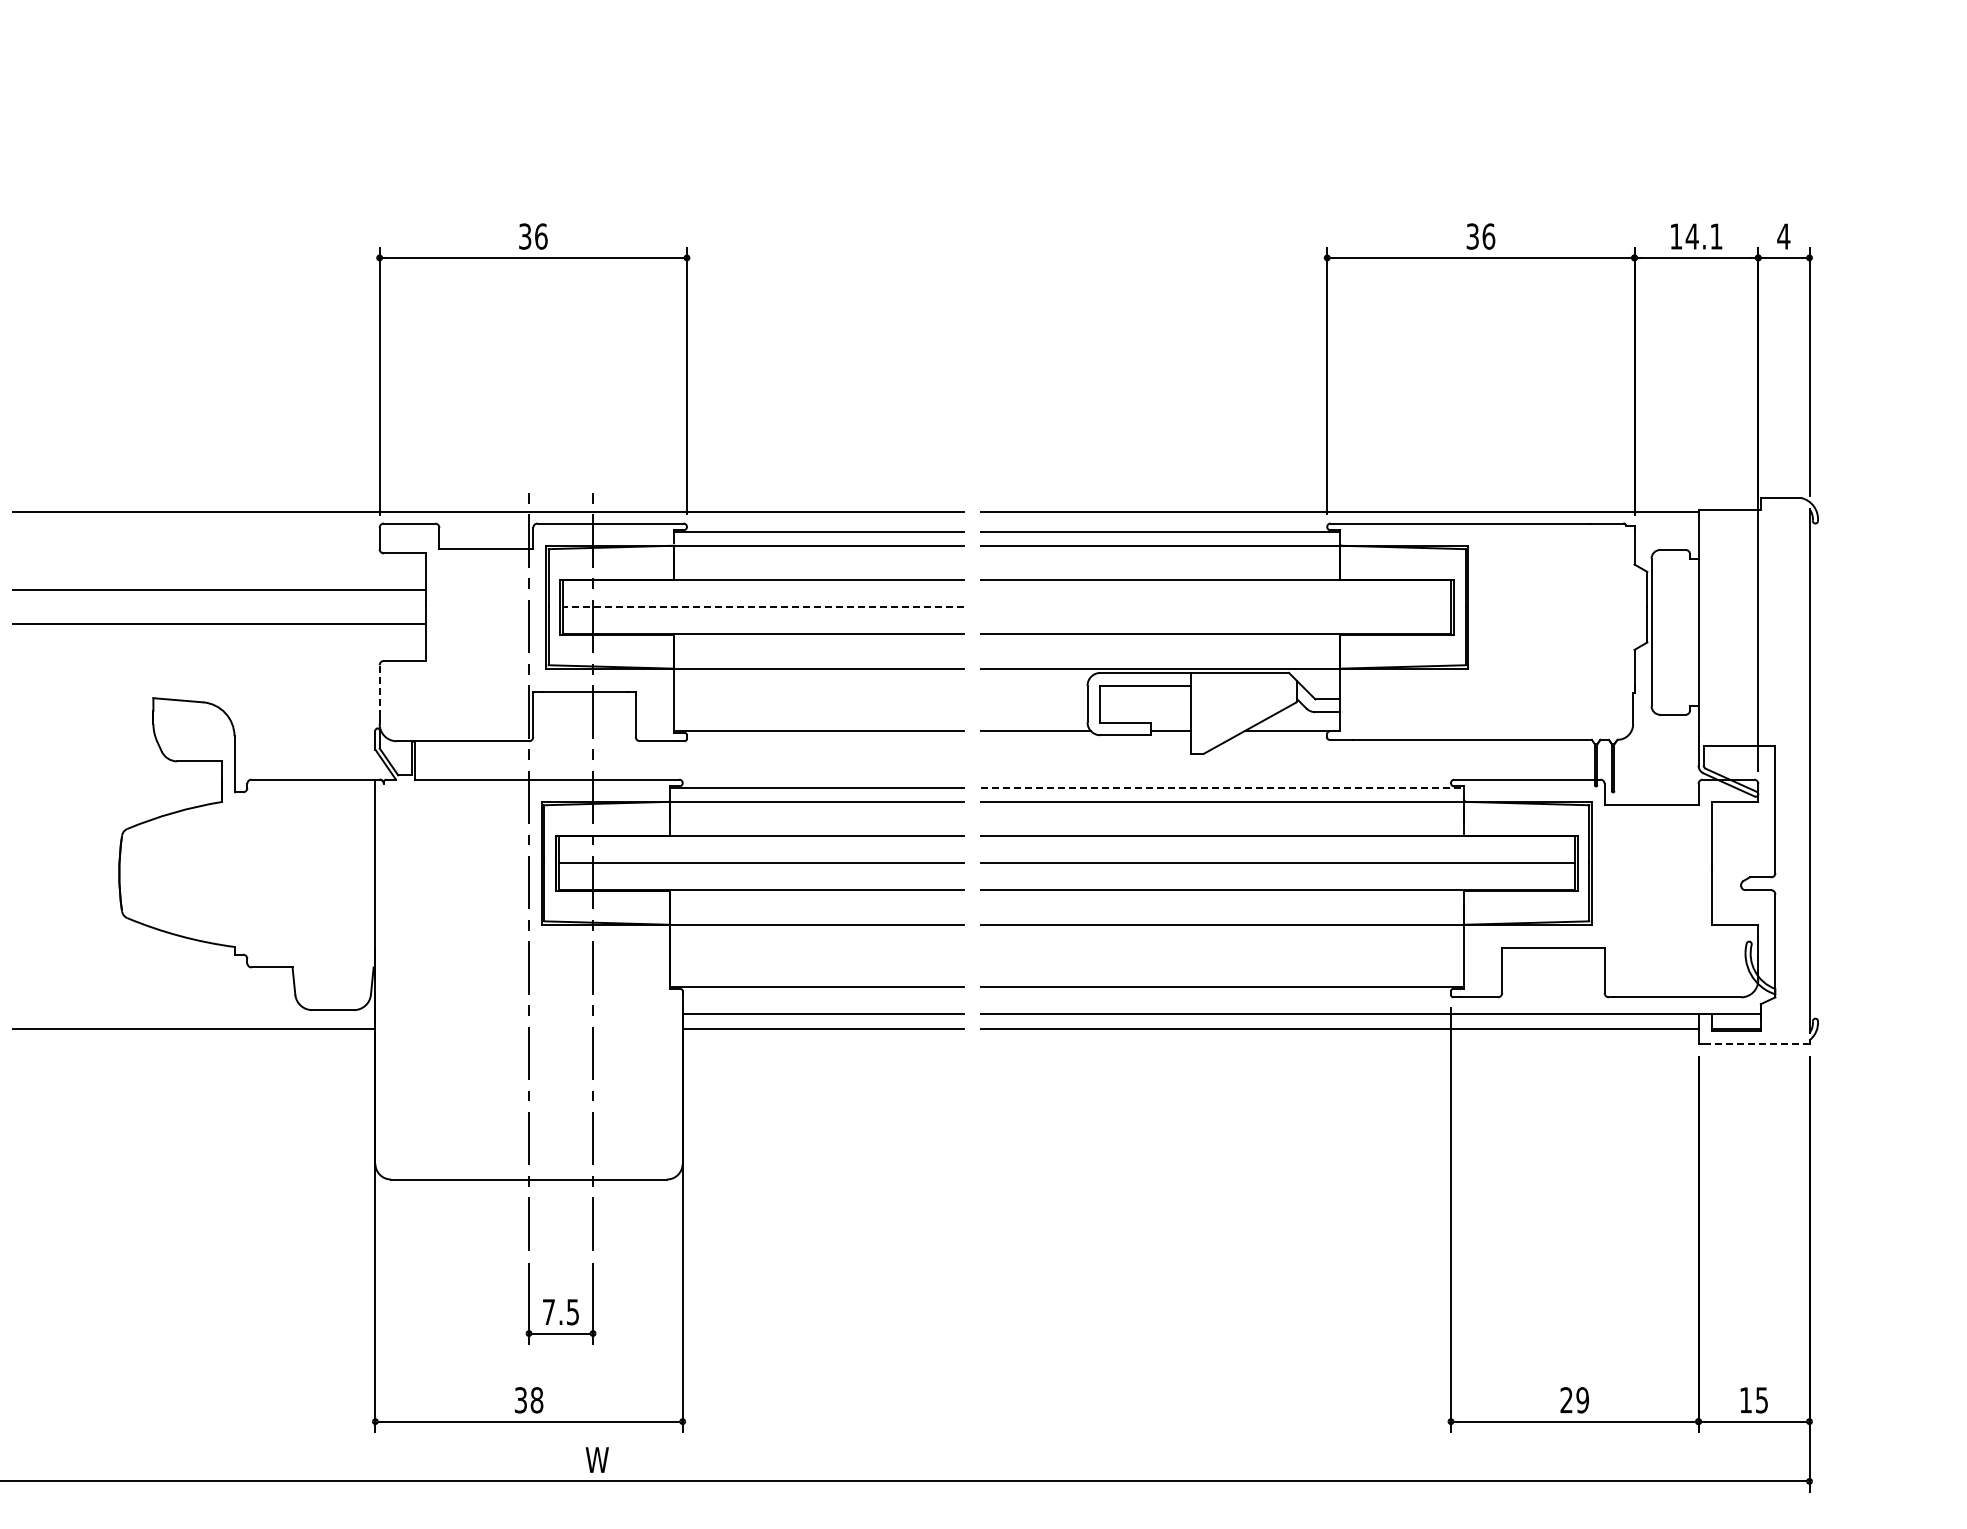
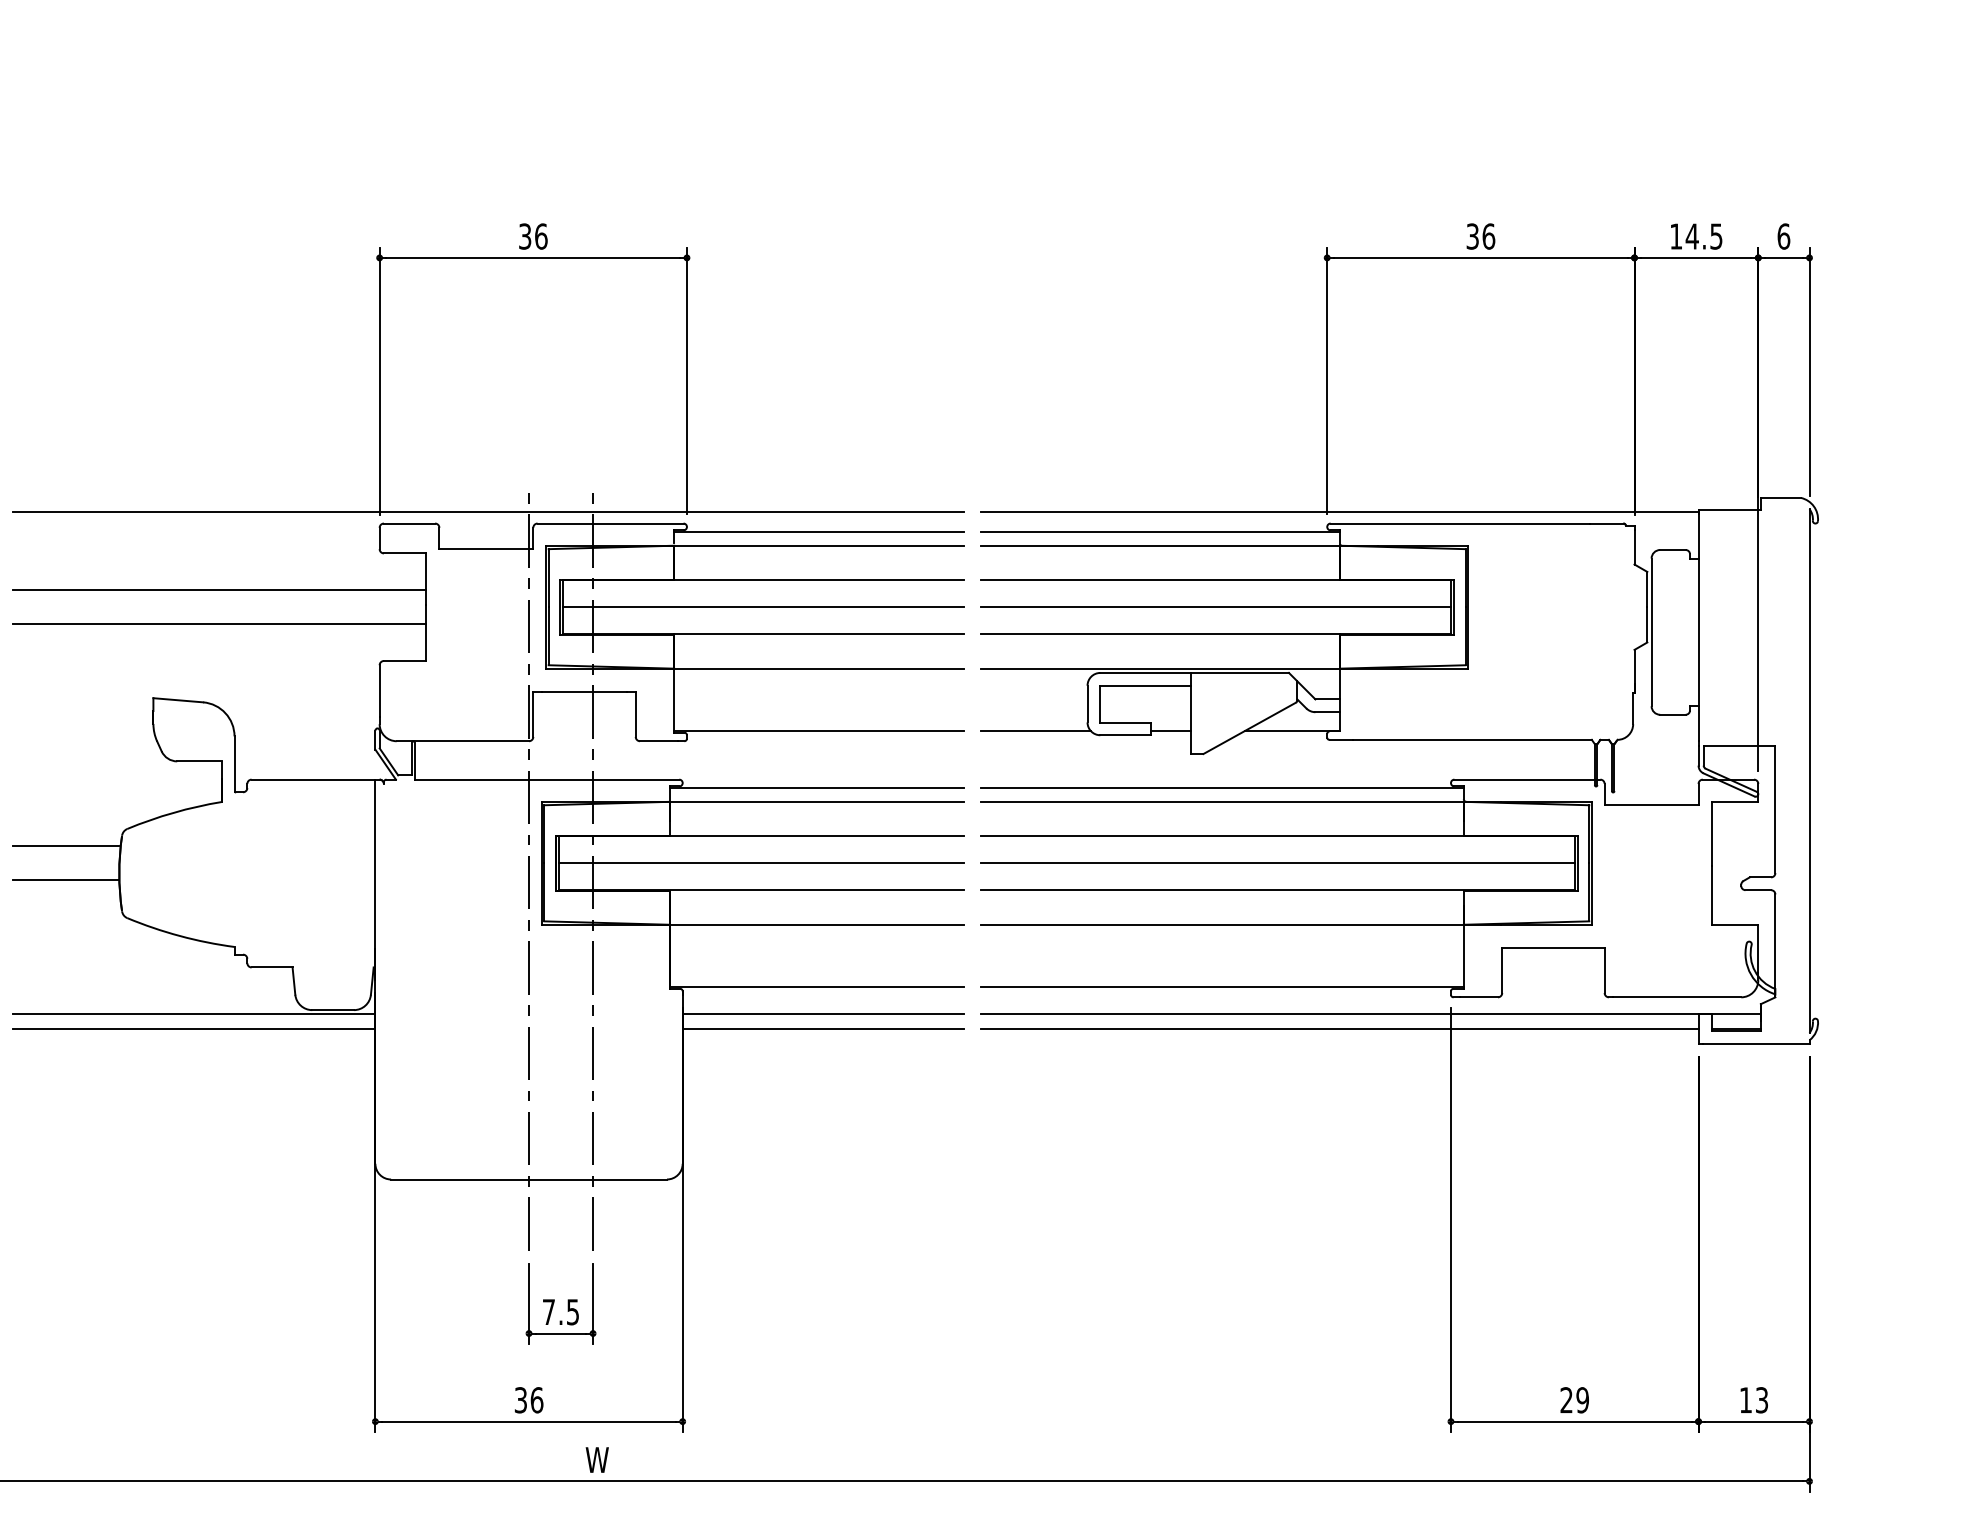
text: 14.1 -> 14.5 (1716, 236)
text: 4 -> 6 (1783, 236)
line: dashed -> solid (763, 607)
line: none -> present (1216, 607)
line: dashed -> solid (379, 690)
line: dashed -> solid (1223, 788)
line: none -> present (66, 846)
line: none -> present (66, 880)
line: none -> present (194, 1013)
line: dashed -> solid (1755, 1044)
text: 15 -> 13 (1761, 1399)
text: 38 -> 36 (536, 1400)
